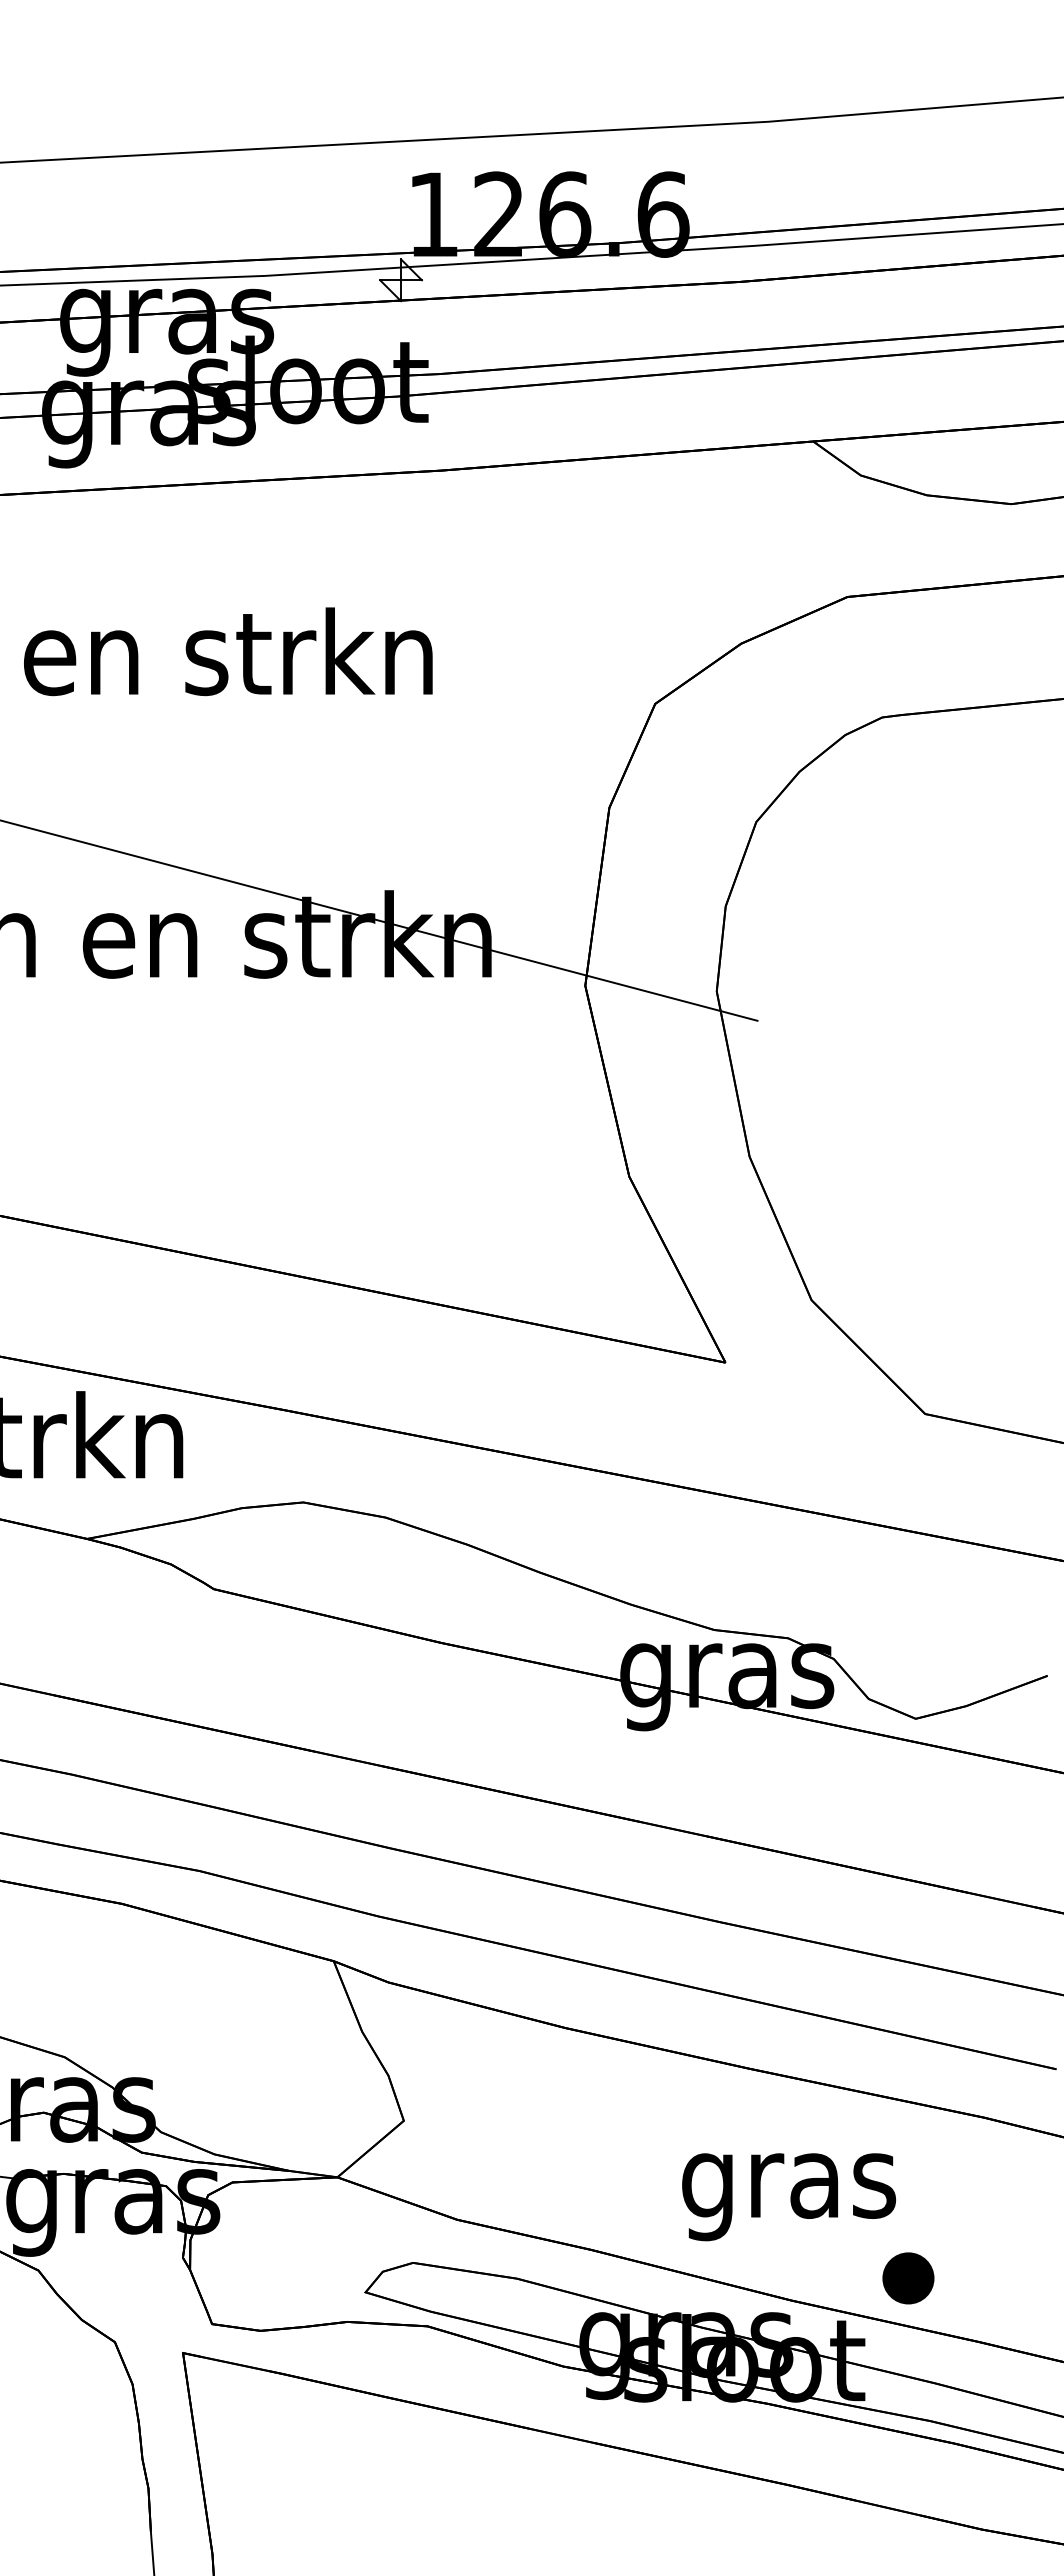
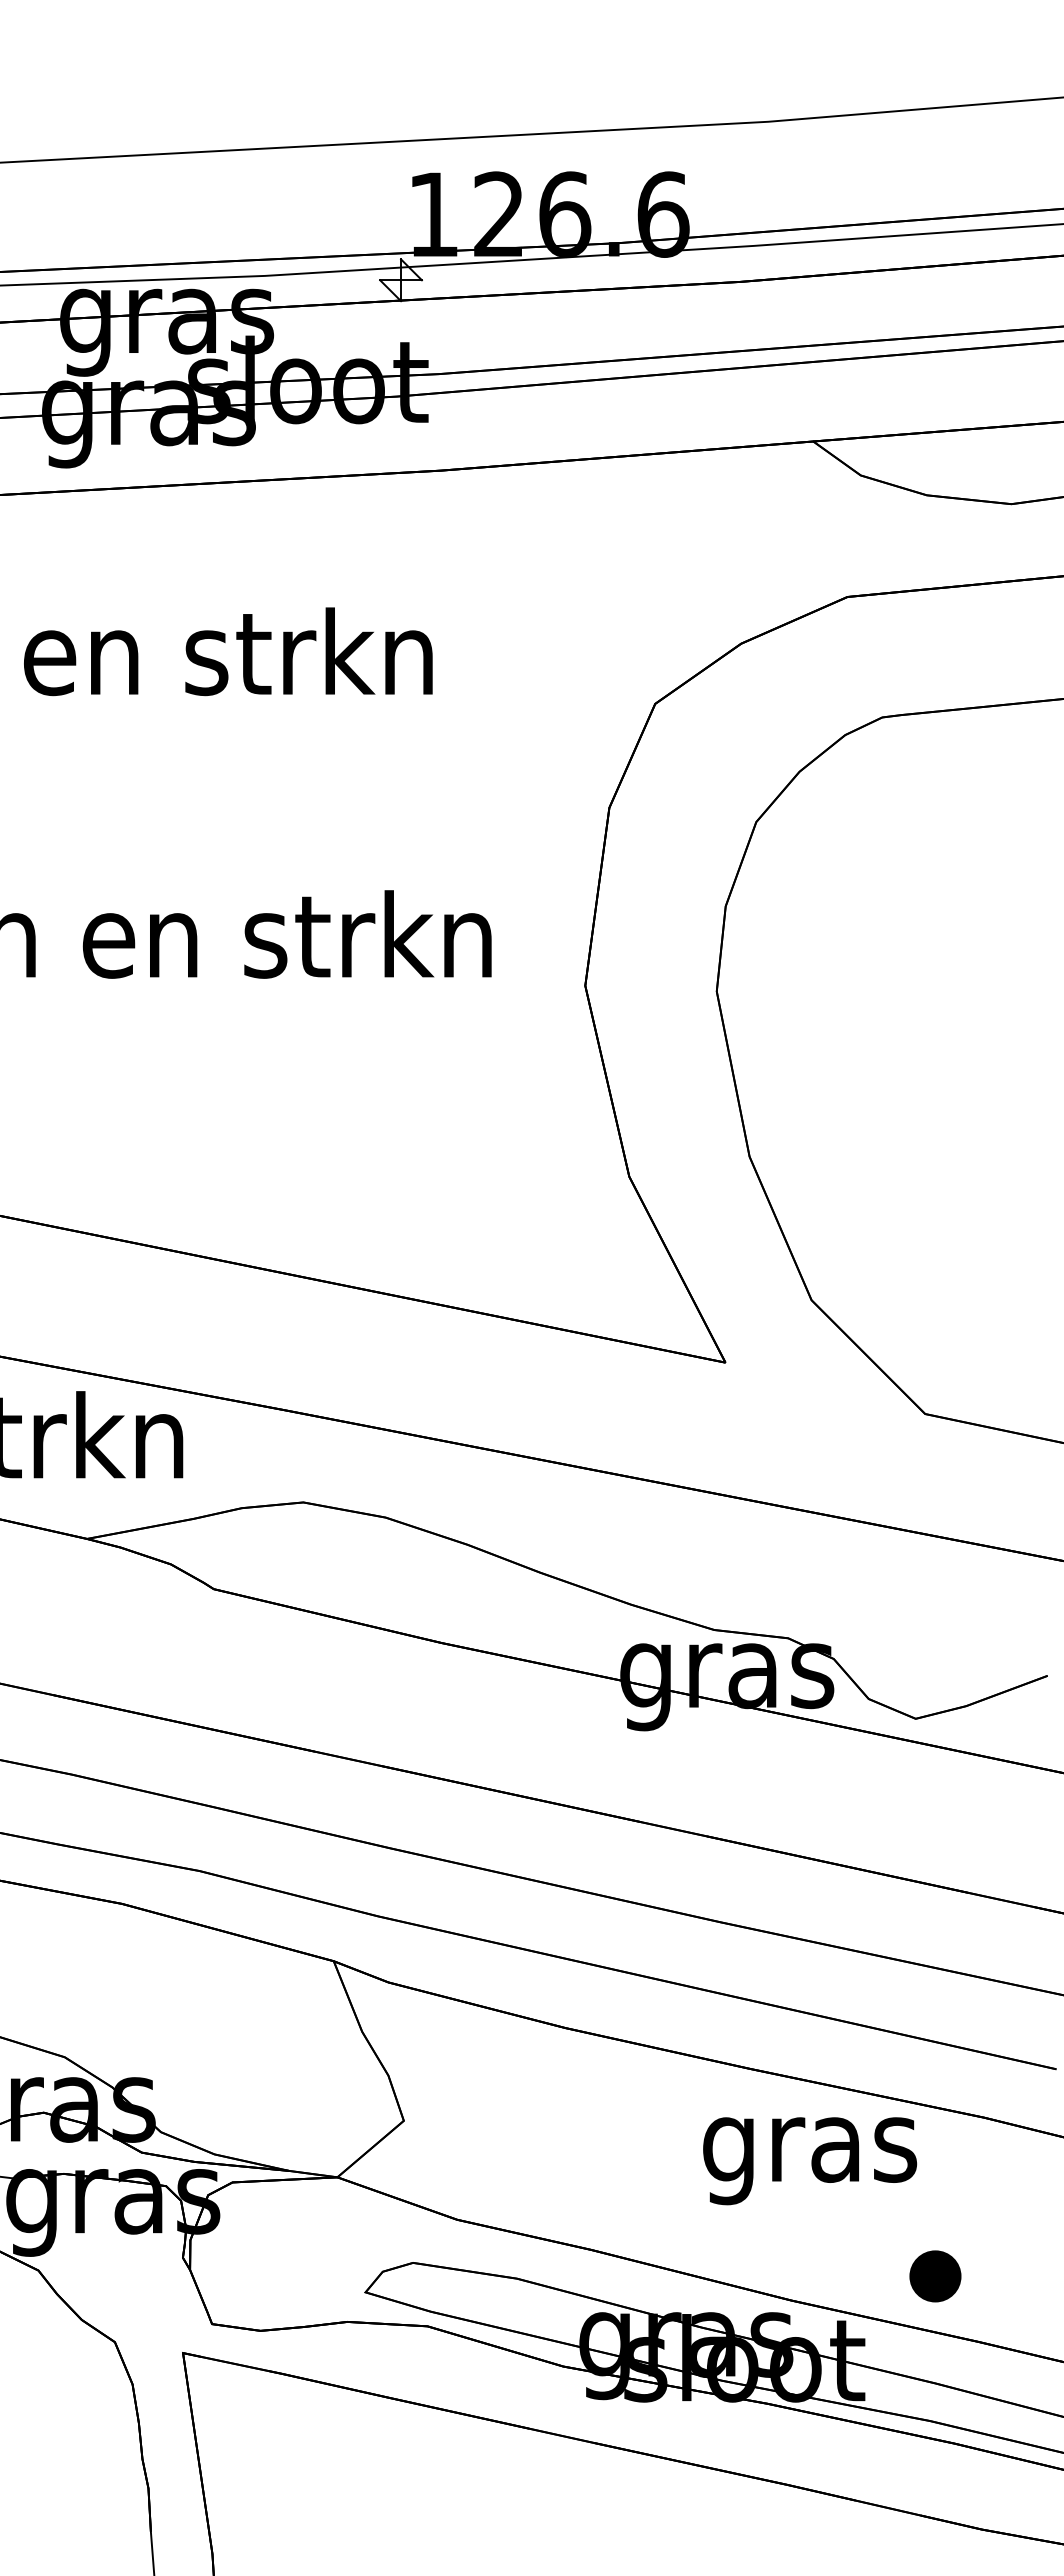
line: present -> none (379, 920)
text position: (789, 2197) -> (810, 2161) (810, 2161)
part position: (908, 2278) -> (935, 2276) (935, 2276)
